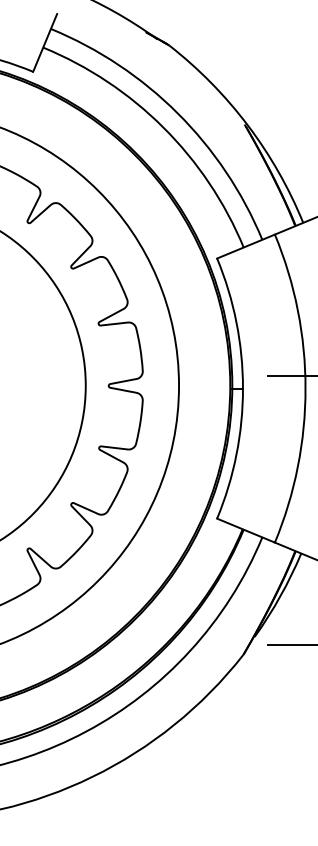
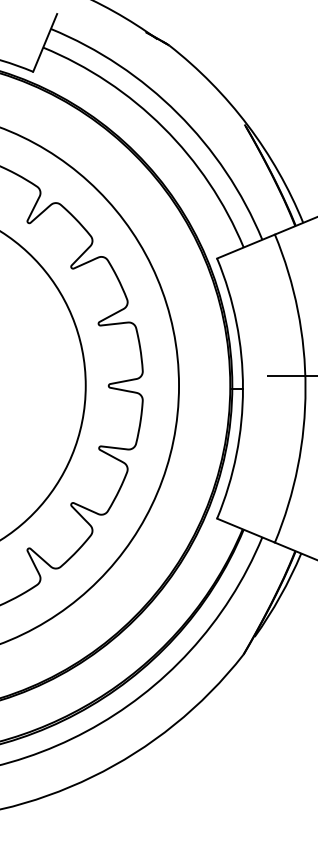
line: present -> none (290, 645)
